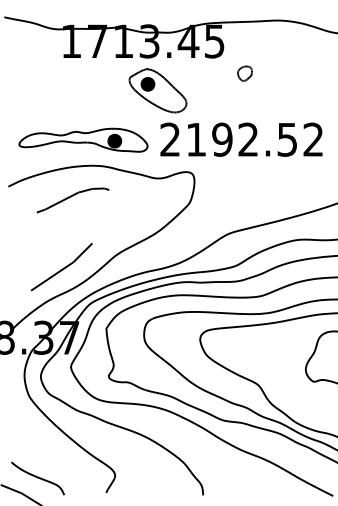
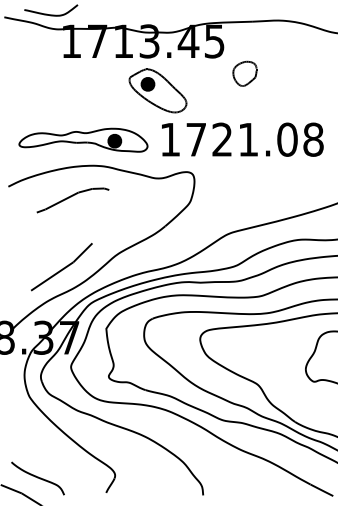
curve: none -> present (51, 14)
part size: 16x17 px -> 26x27 px (244, 73)
text: 2192.52 -> 1721.08 (241, 139)
